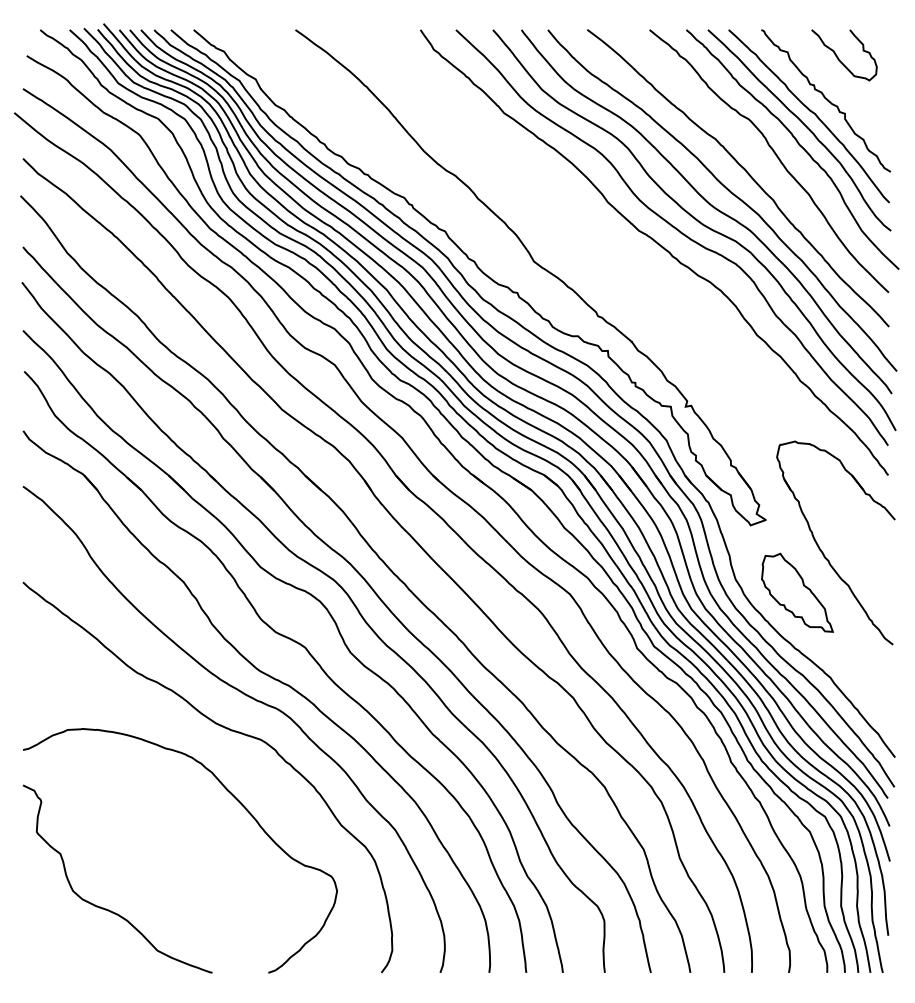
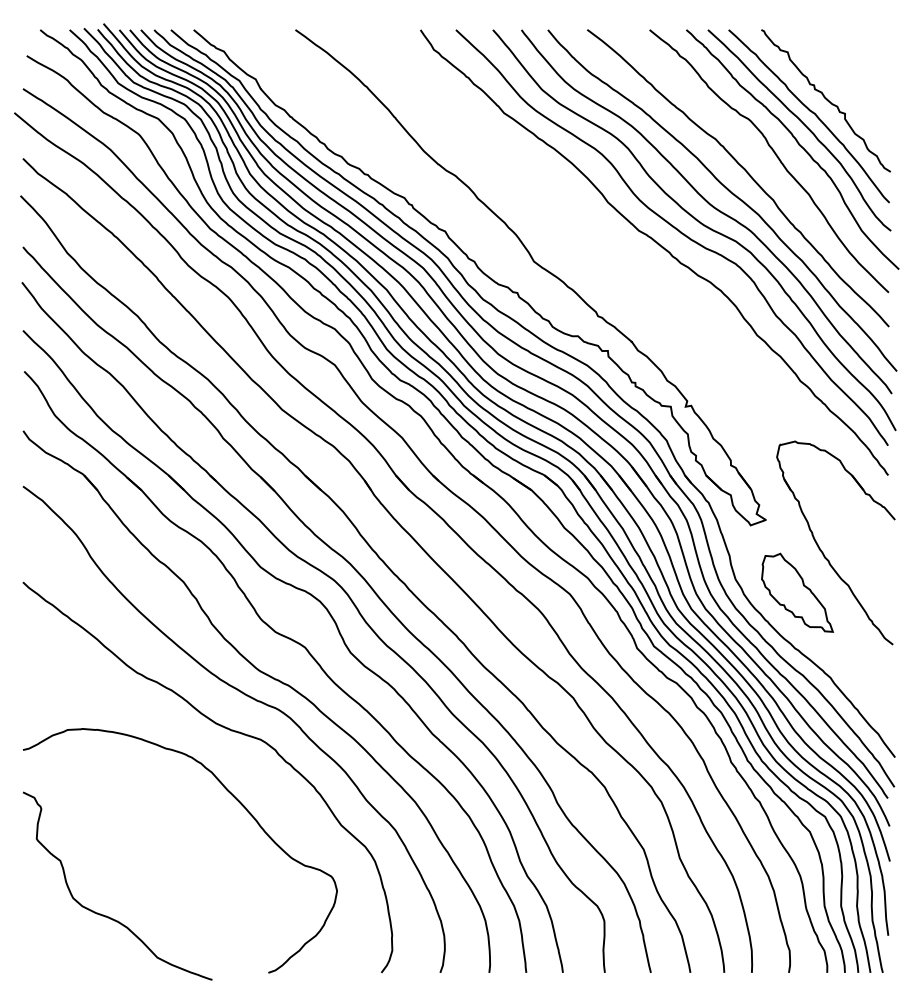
curve: present -> none (839, 58)
curve position: (106, 908) -> (106, 915) (106, 915)
